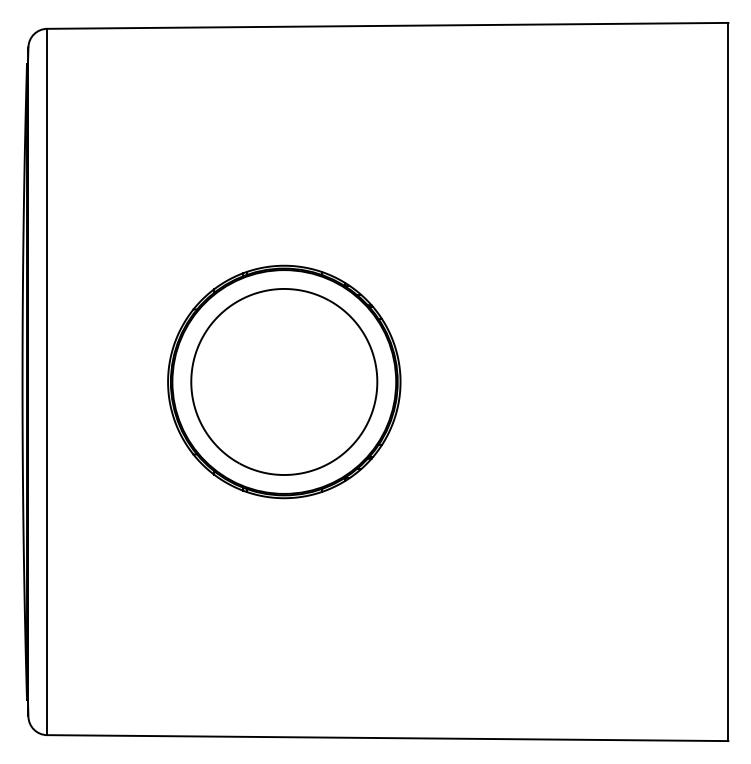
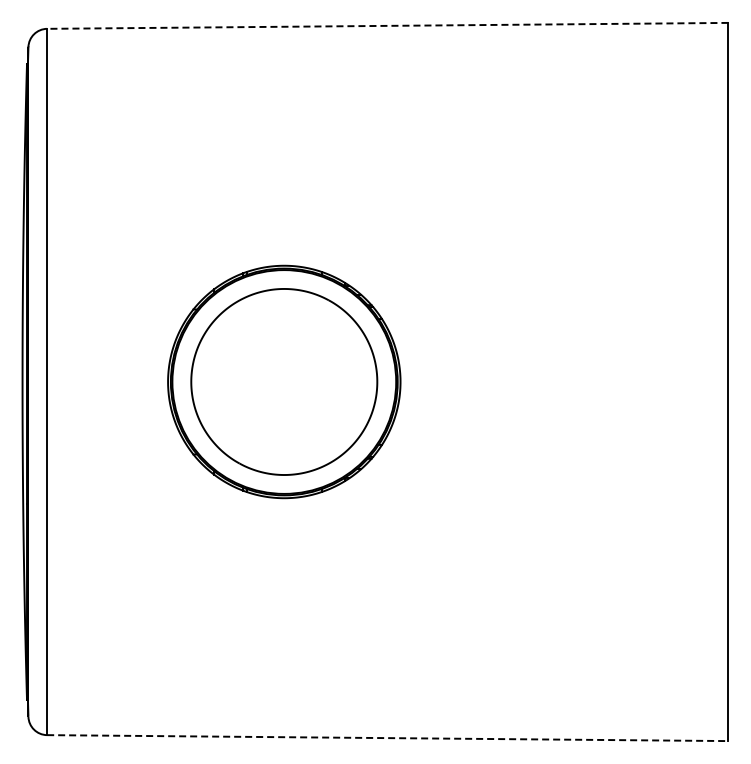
line: solid -> dashed (387, 25)
line: solid -> dashed (387, 738)
